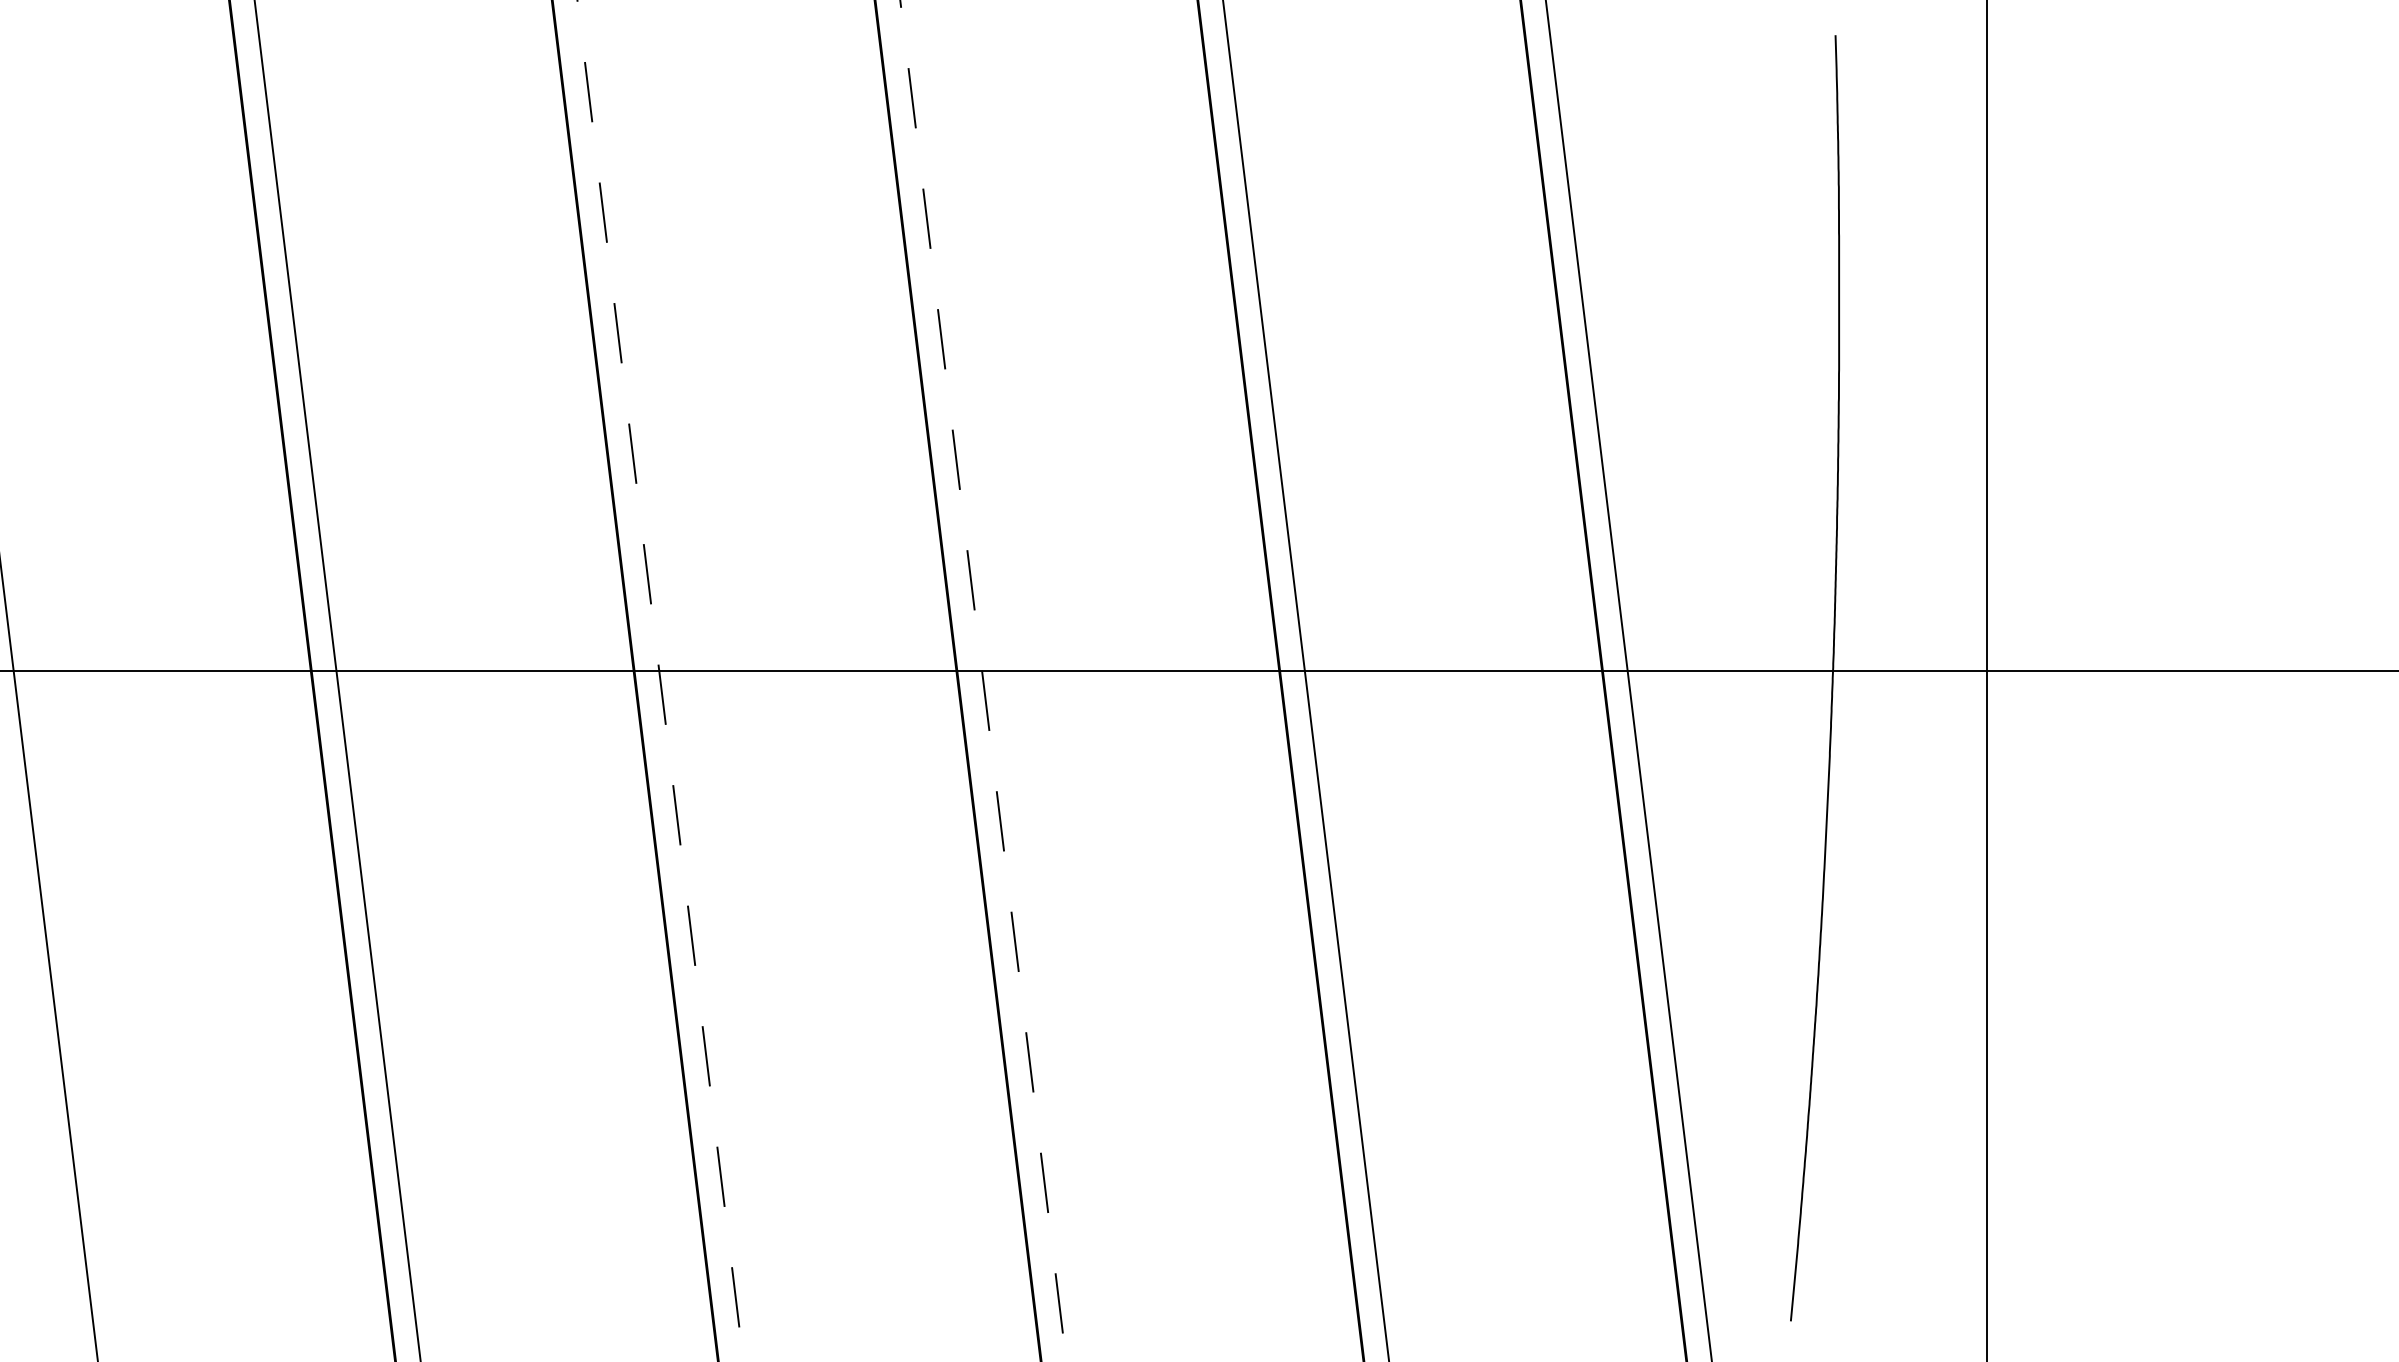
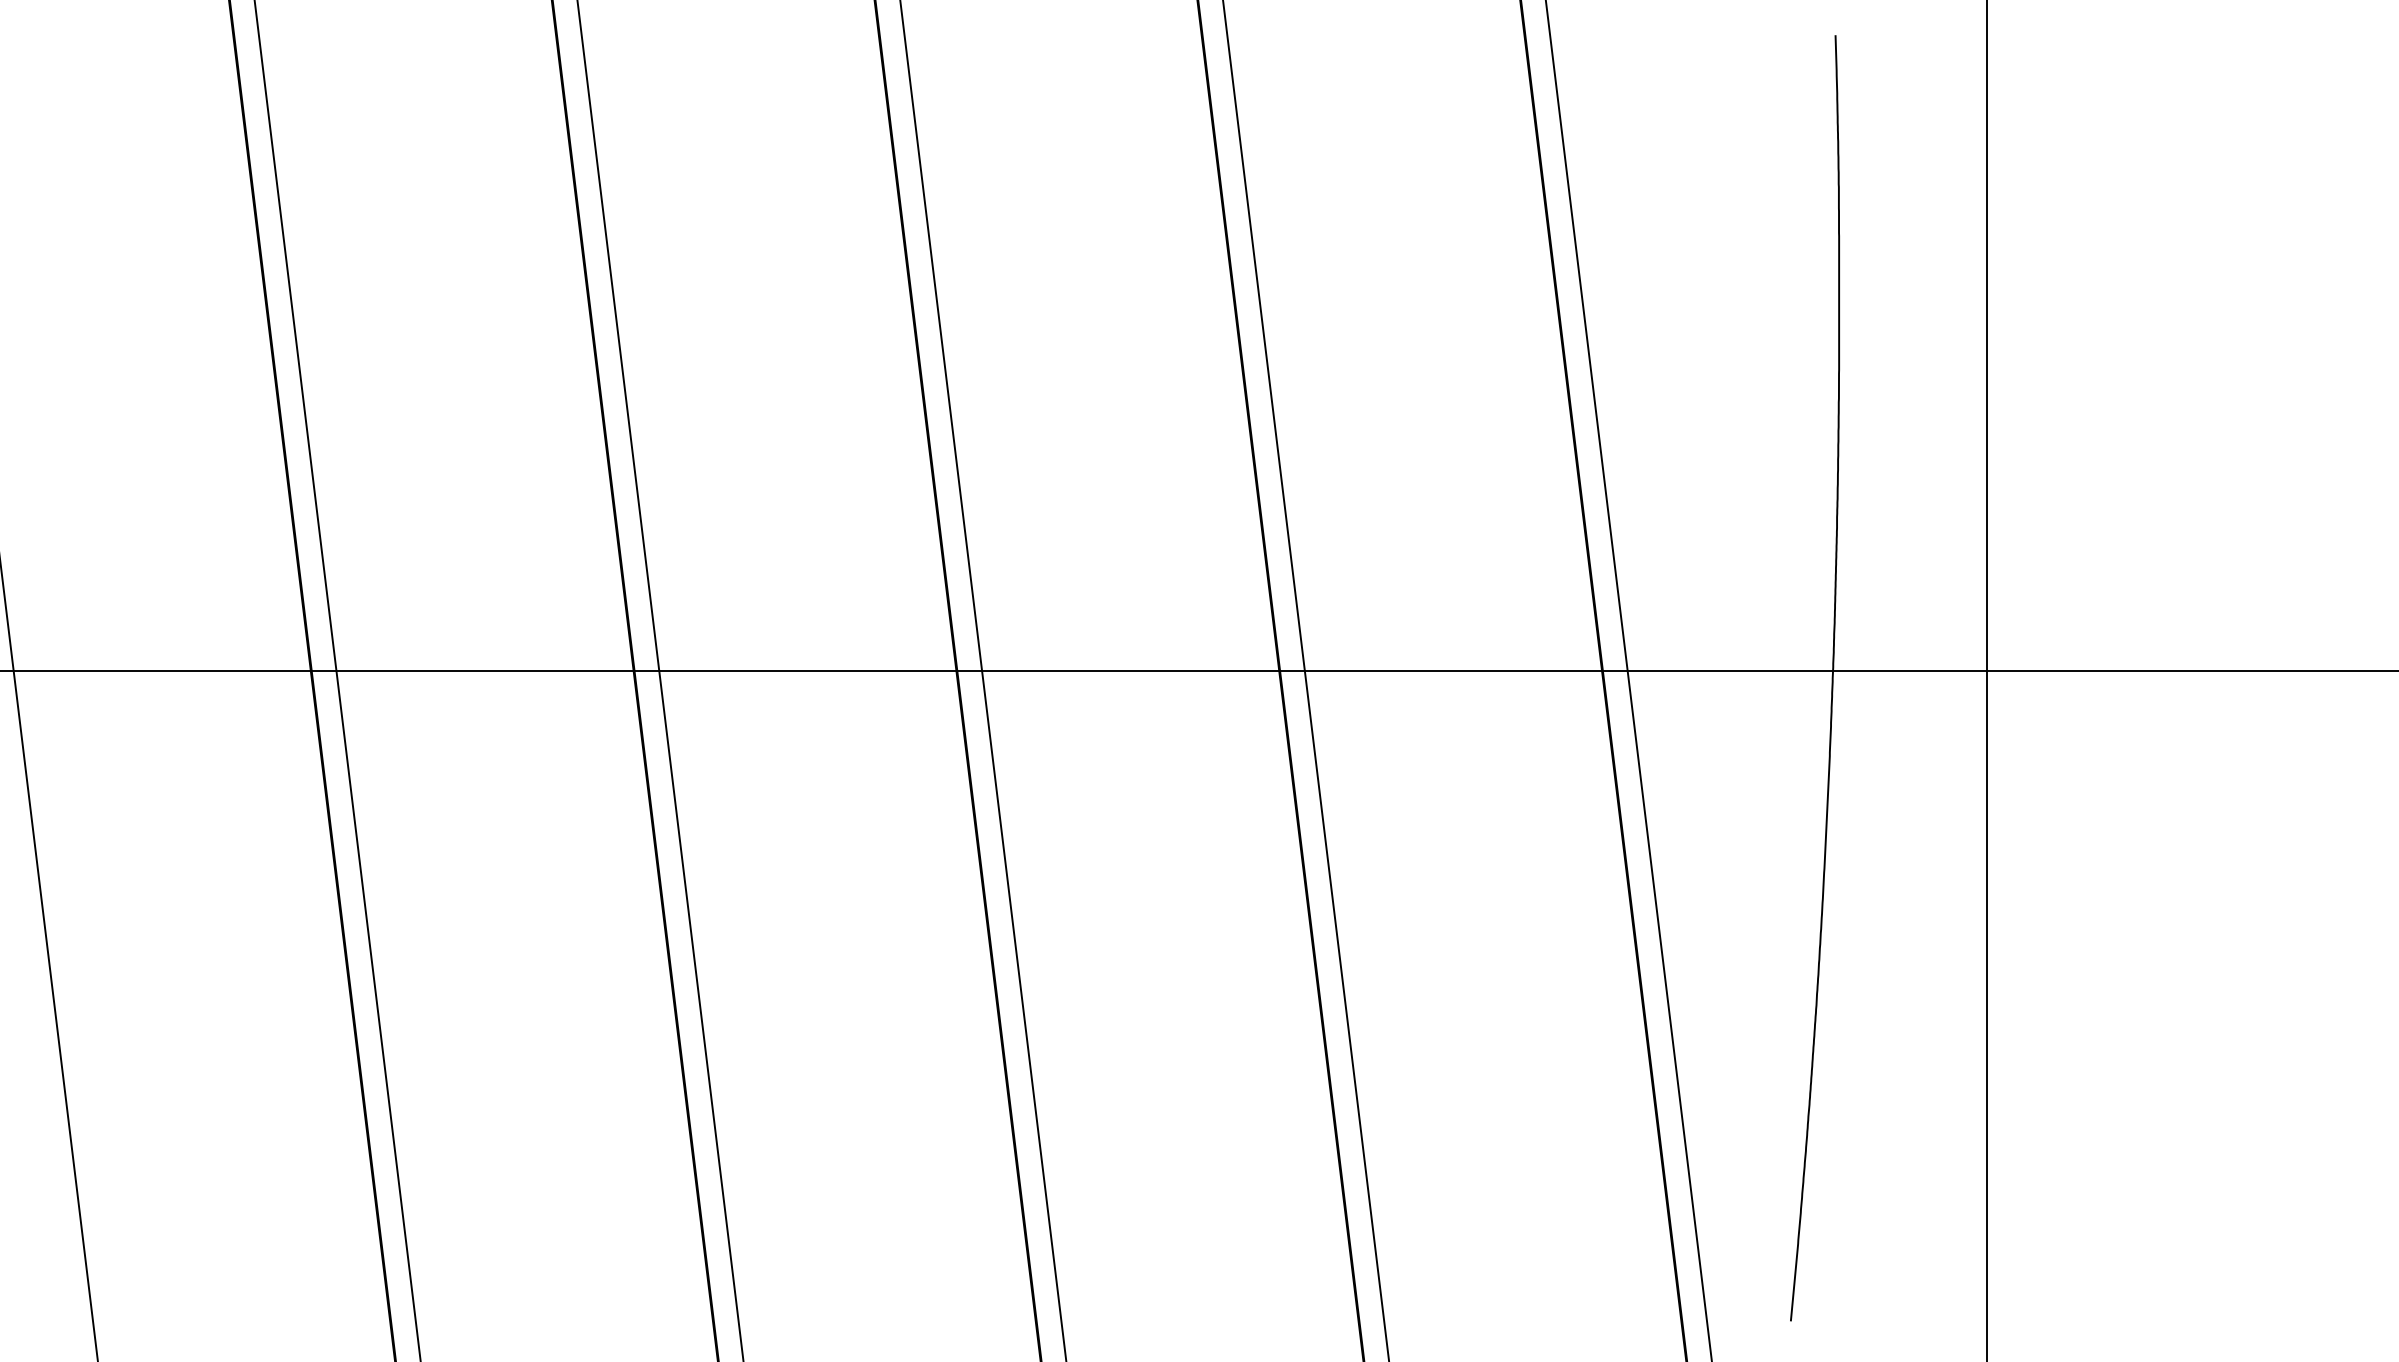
line: dashed -> solid (660, 680)
line: dashed -> solid (983, 681)
